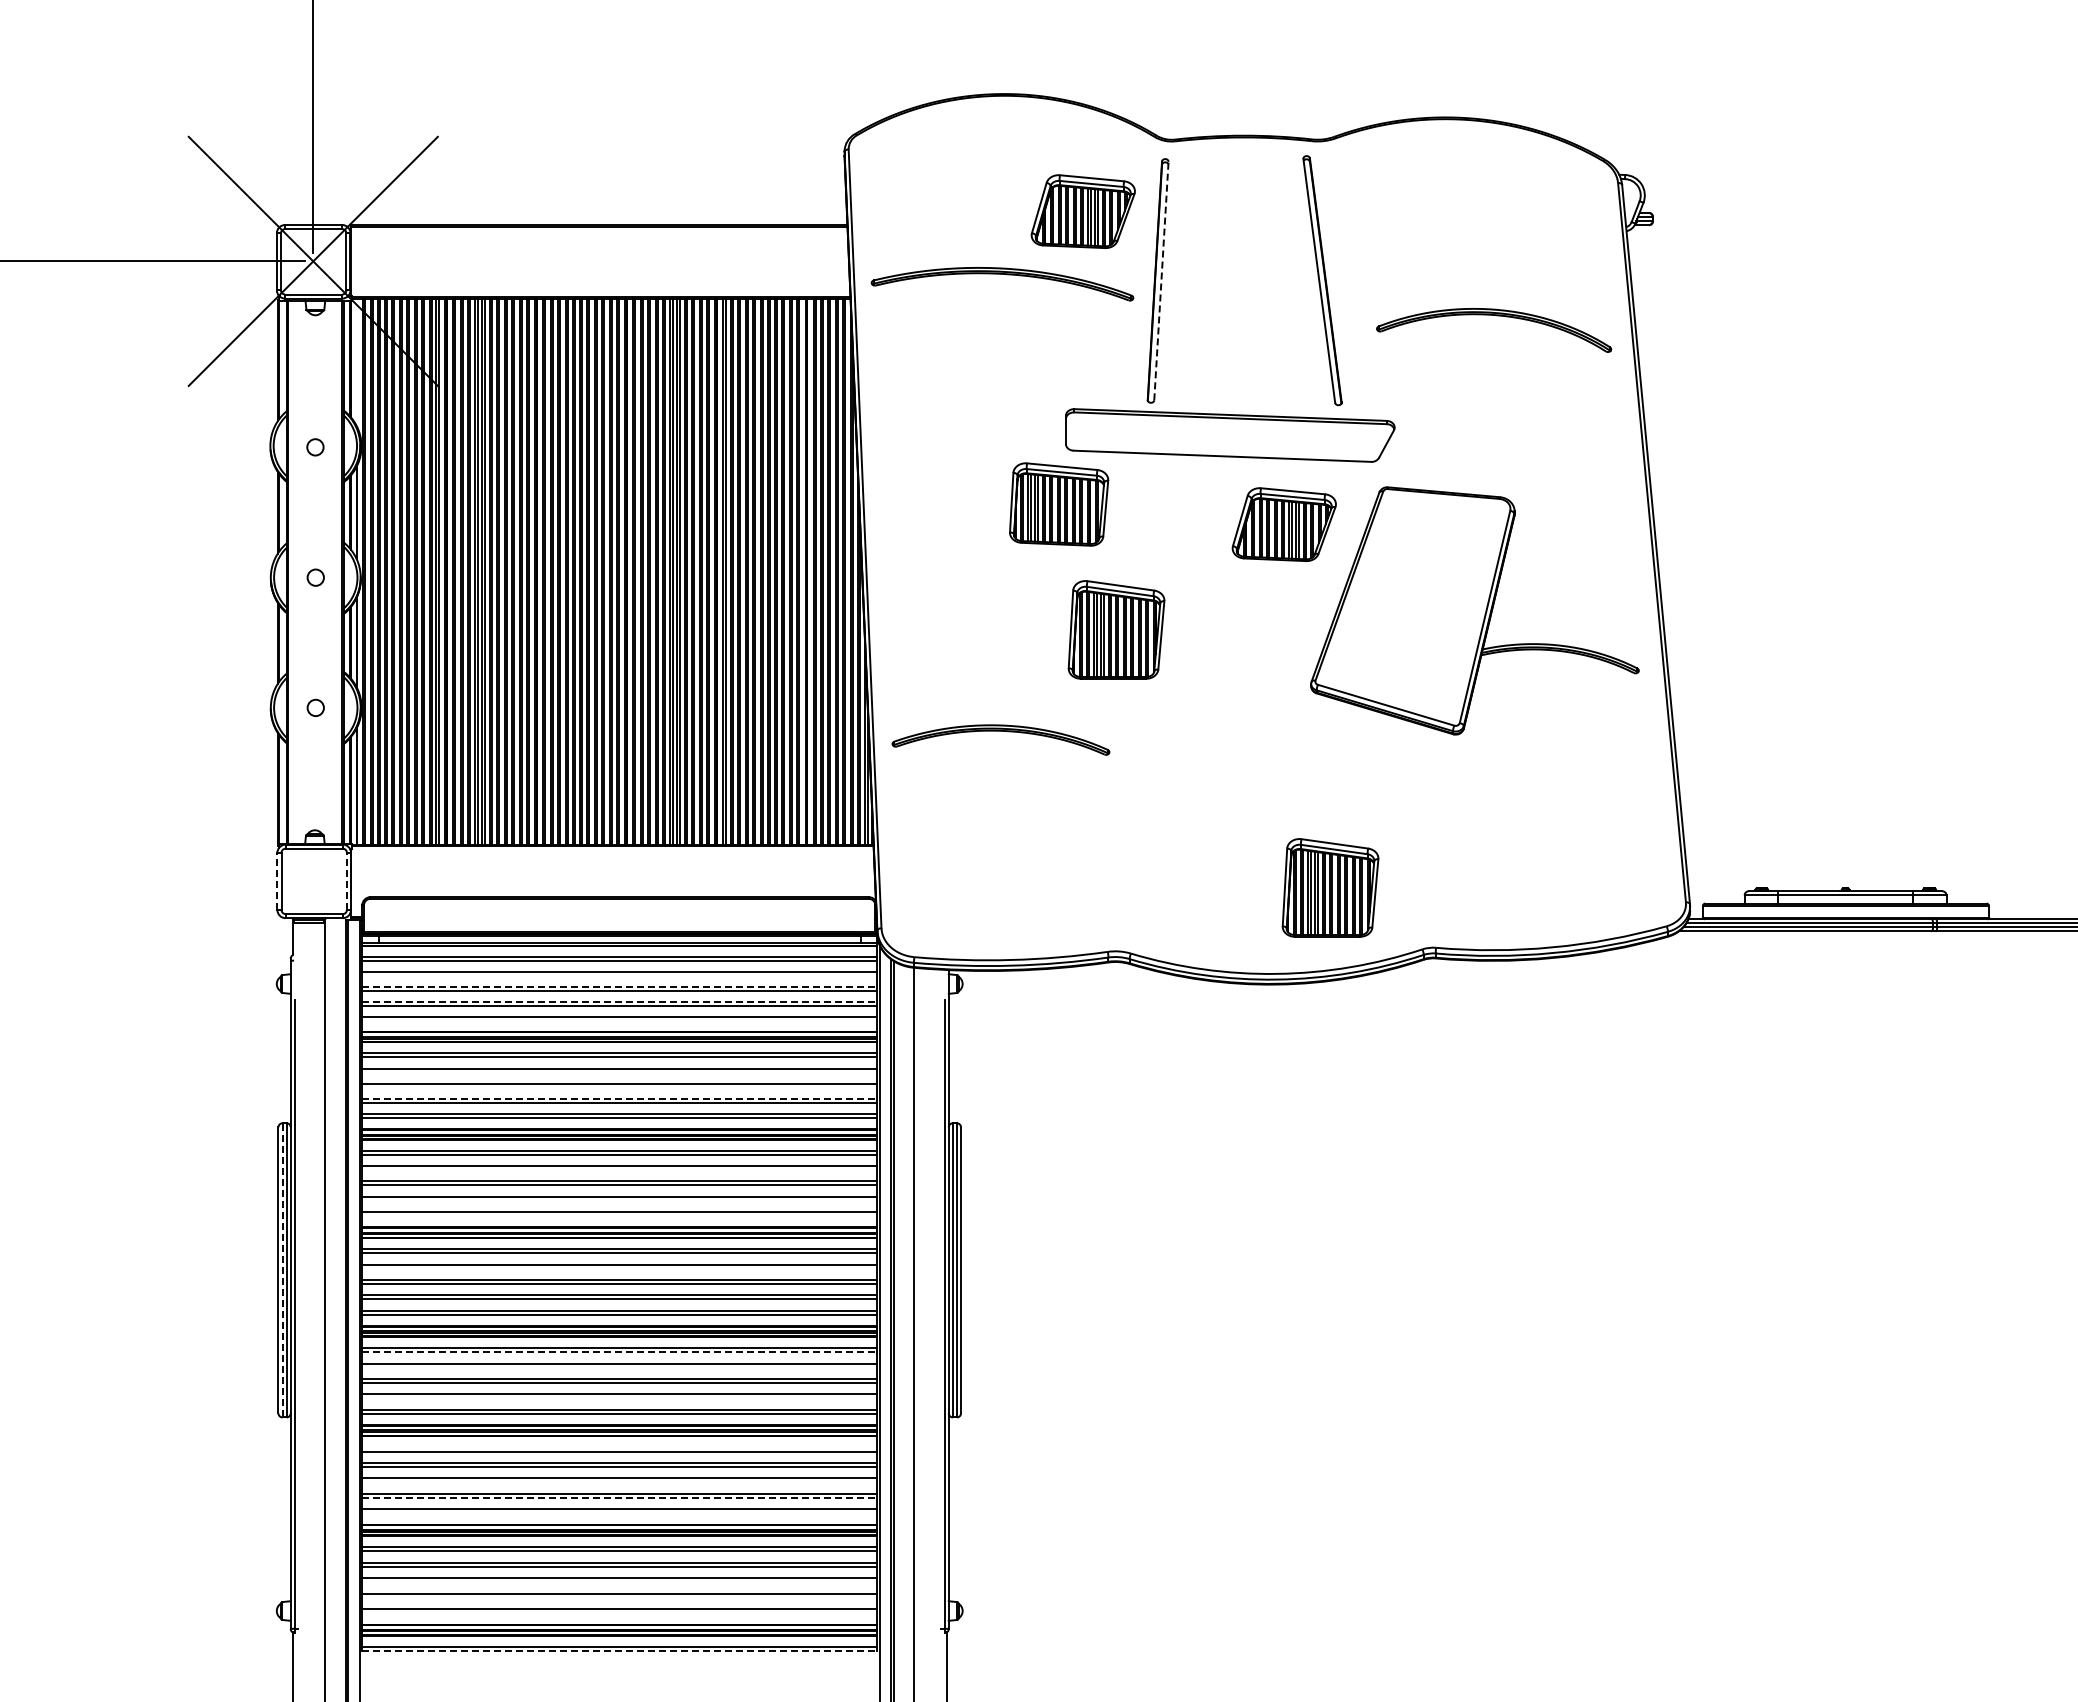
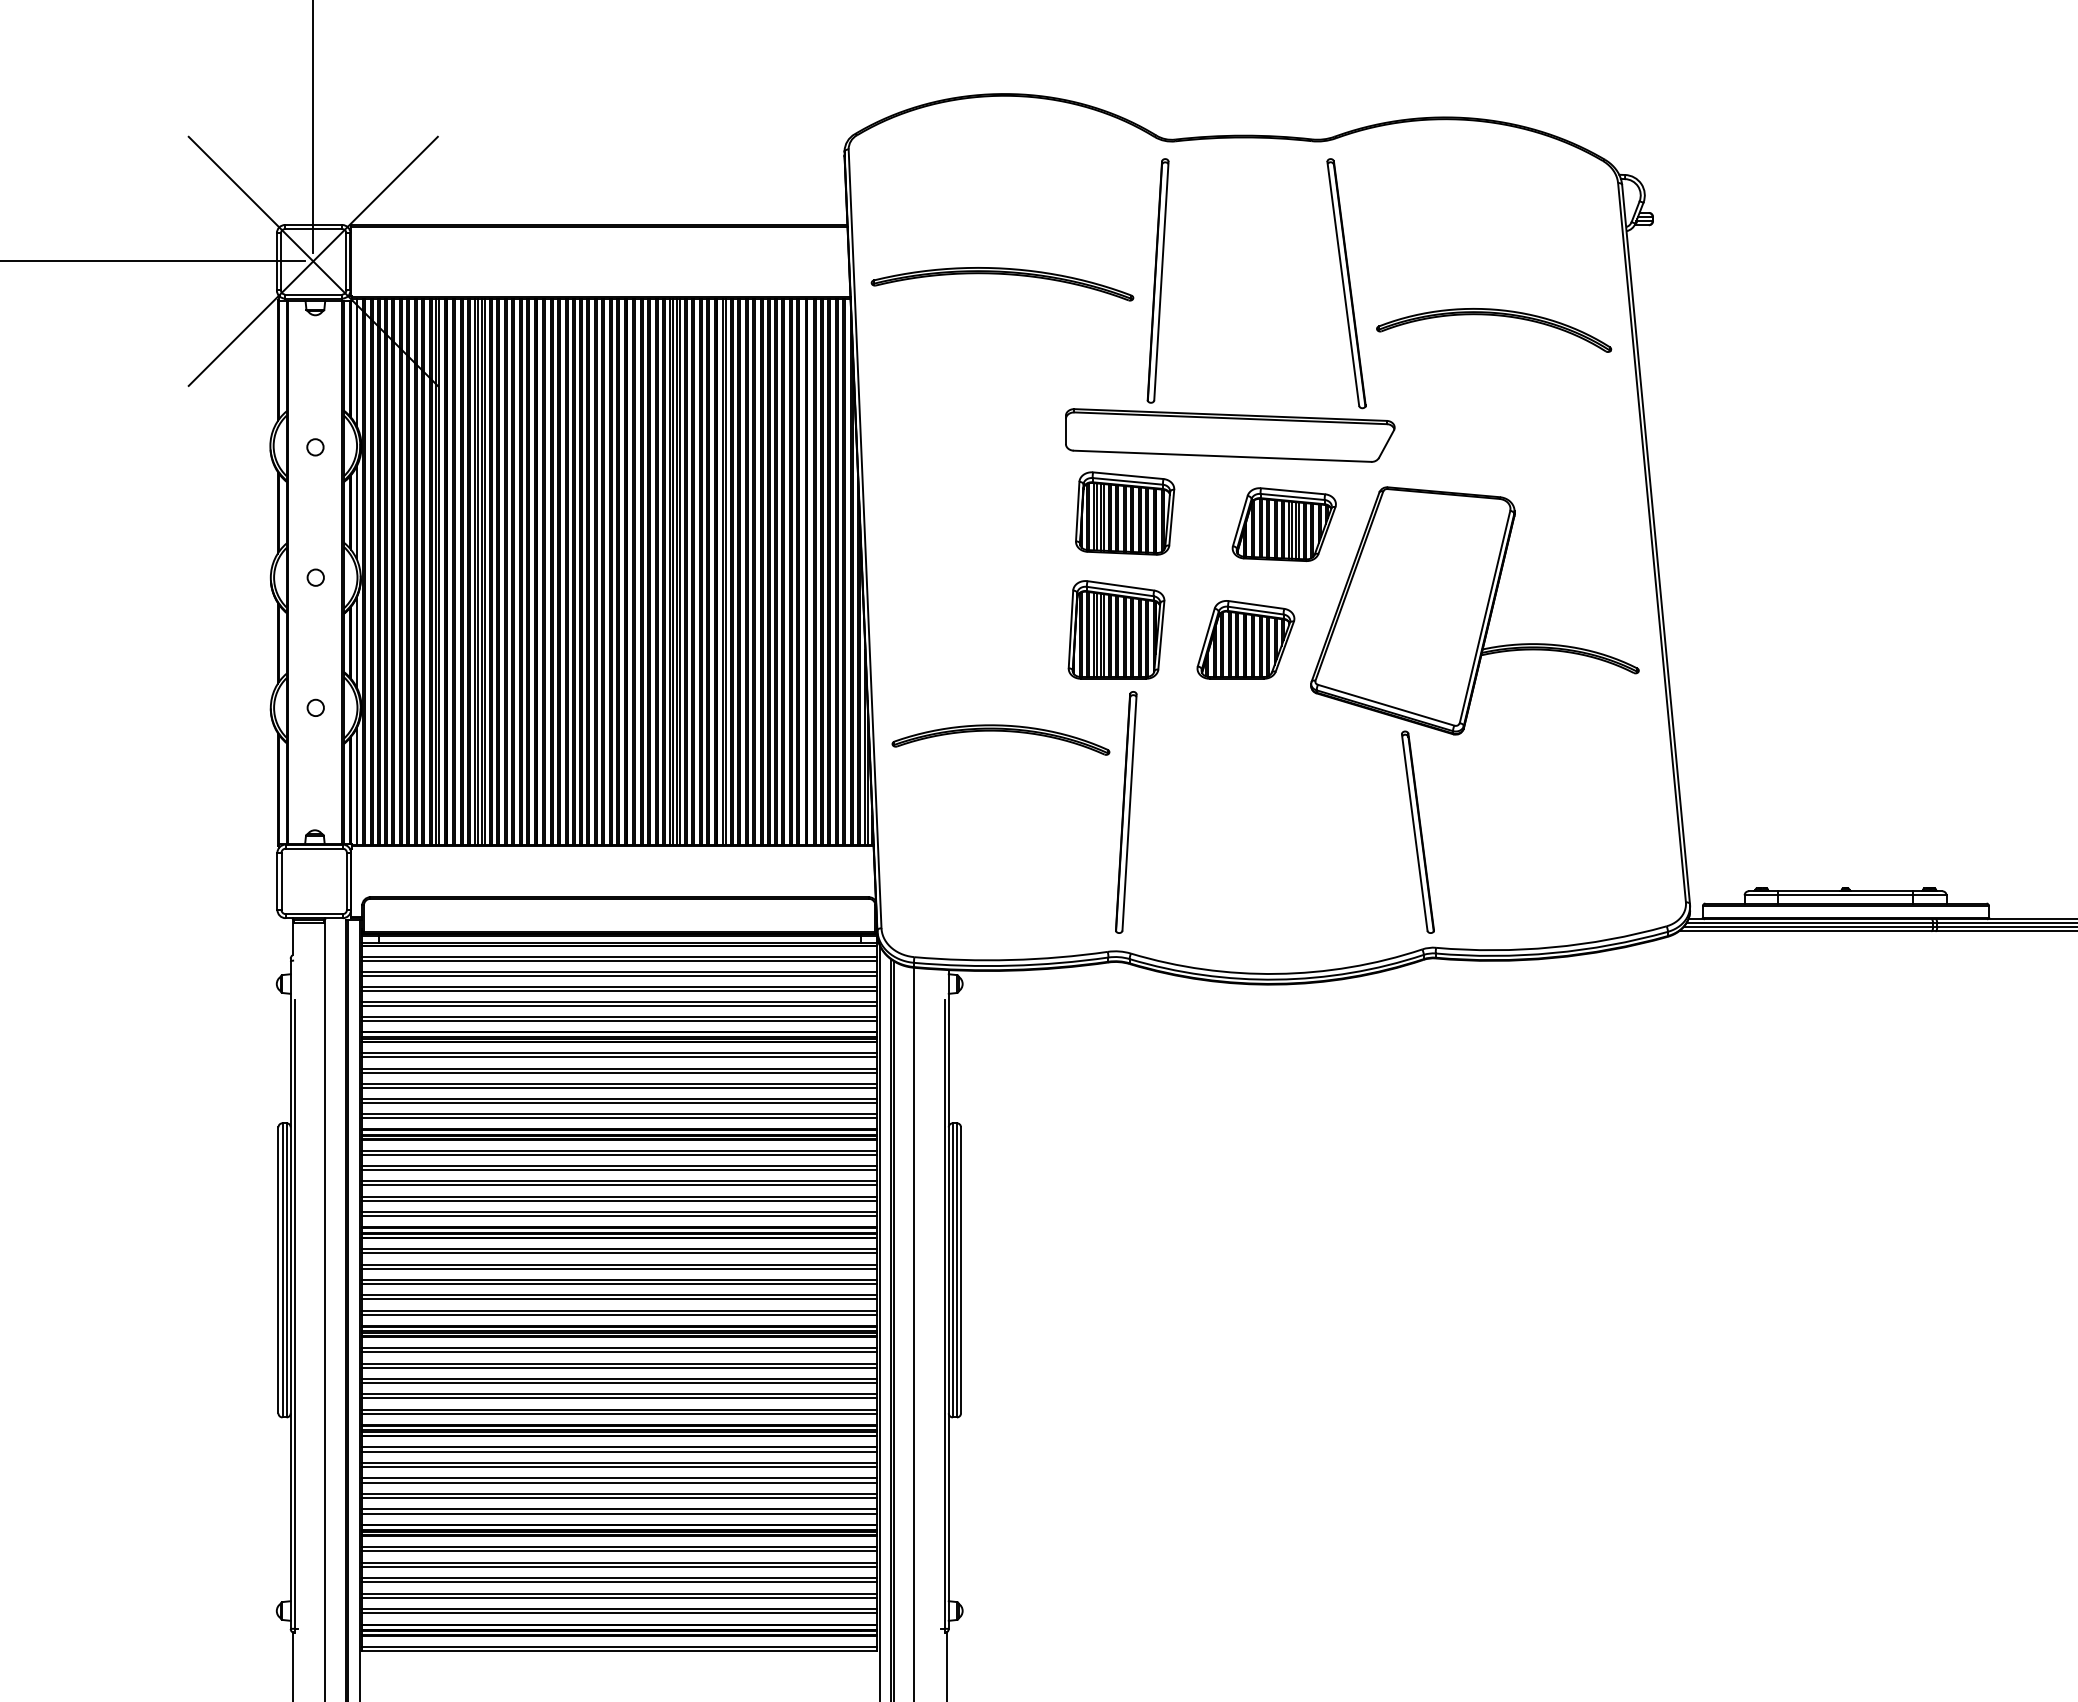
part: present -> none (1082, 211)
line: dashed -> solid (1161, 280)
part position: (1322, 280) -> (1346, 283) (1346, 283)
line: none -> present (356, 362)
part position: (1059, 504) -> (1125, 513) (1125, 513)
part: none -> present (1245, 639)
part: none -> present (1126, 812)
part: none -> present (1417, 831)
line: dashed -> solid (277, 881)
line: dashed -> solid (346, 881)
part: present -> none (1330, 887)
line: none -> present (619, 975)
line: dashed -> solid (619, 986)
line: dashed -> solid (619, 1001)
line: none -> present (619, 1020)
line: none -> present (619, 1072)
line: none -> present (619, 1087)
line: dashed -> solid (619, 1098)
line: none -> present (619, 1170)
line: none -> present (619, 1200)
line: none -> present (619, 1215)
line: none -> present (619, 1268)
line: dashed -> solid (282, 1269)
line: dashed -> solid (619, 1352)
line: none -> present (619, 1367)
line: none -> present (619, 1398)
line: none -> present (619, 1447)
line: none -> present (619, 1482)
line: dashed -> solid (619, 1498)
line: none -> present (619, 1513)
line: none -> present (619, 1582)
line: none -> present (619, 1597)
line: none -> present (619, 1613)
line: dashed -> solid (619, 1651)
